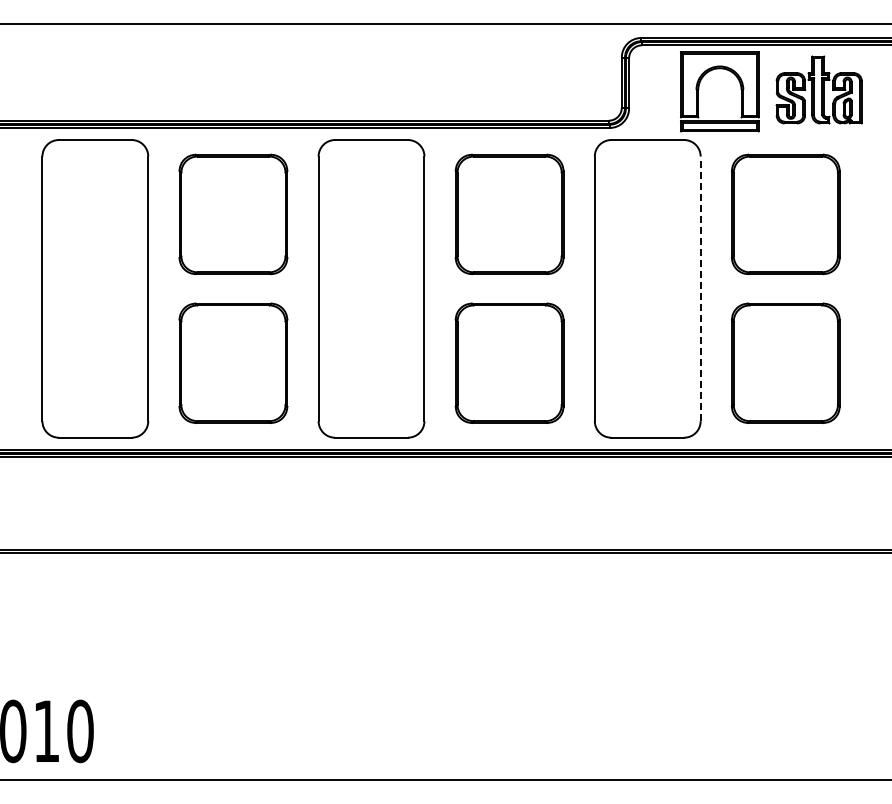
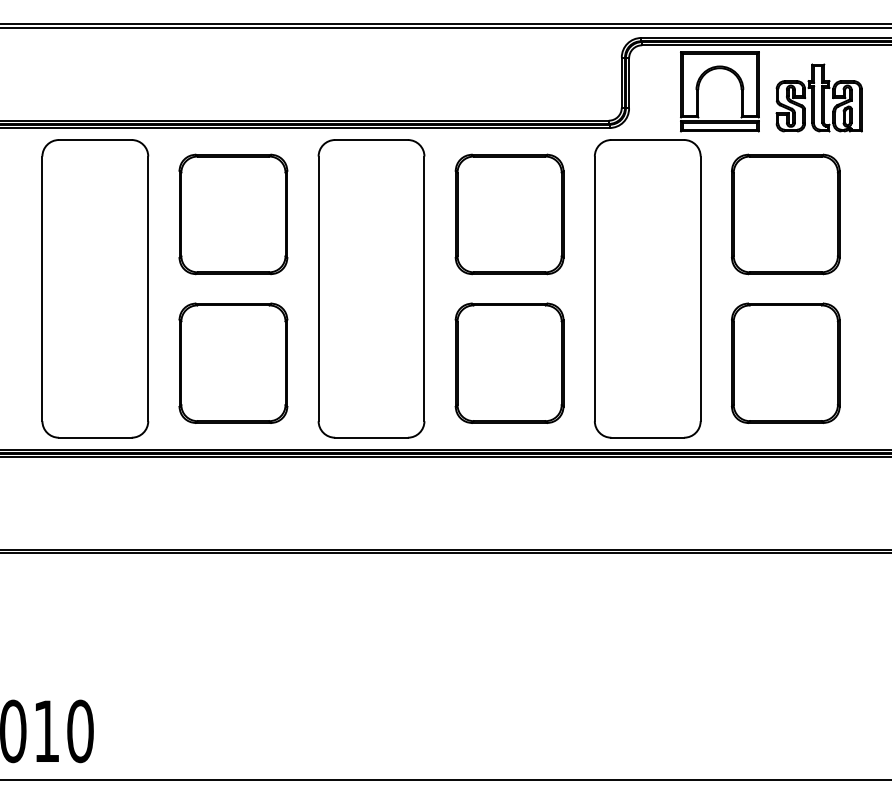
line: none -> present (445, 27)
part position: (818, 89) -> (818, 97) (818, 97)
line: dashed -> solid (700, 288)
